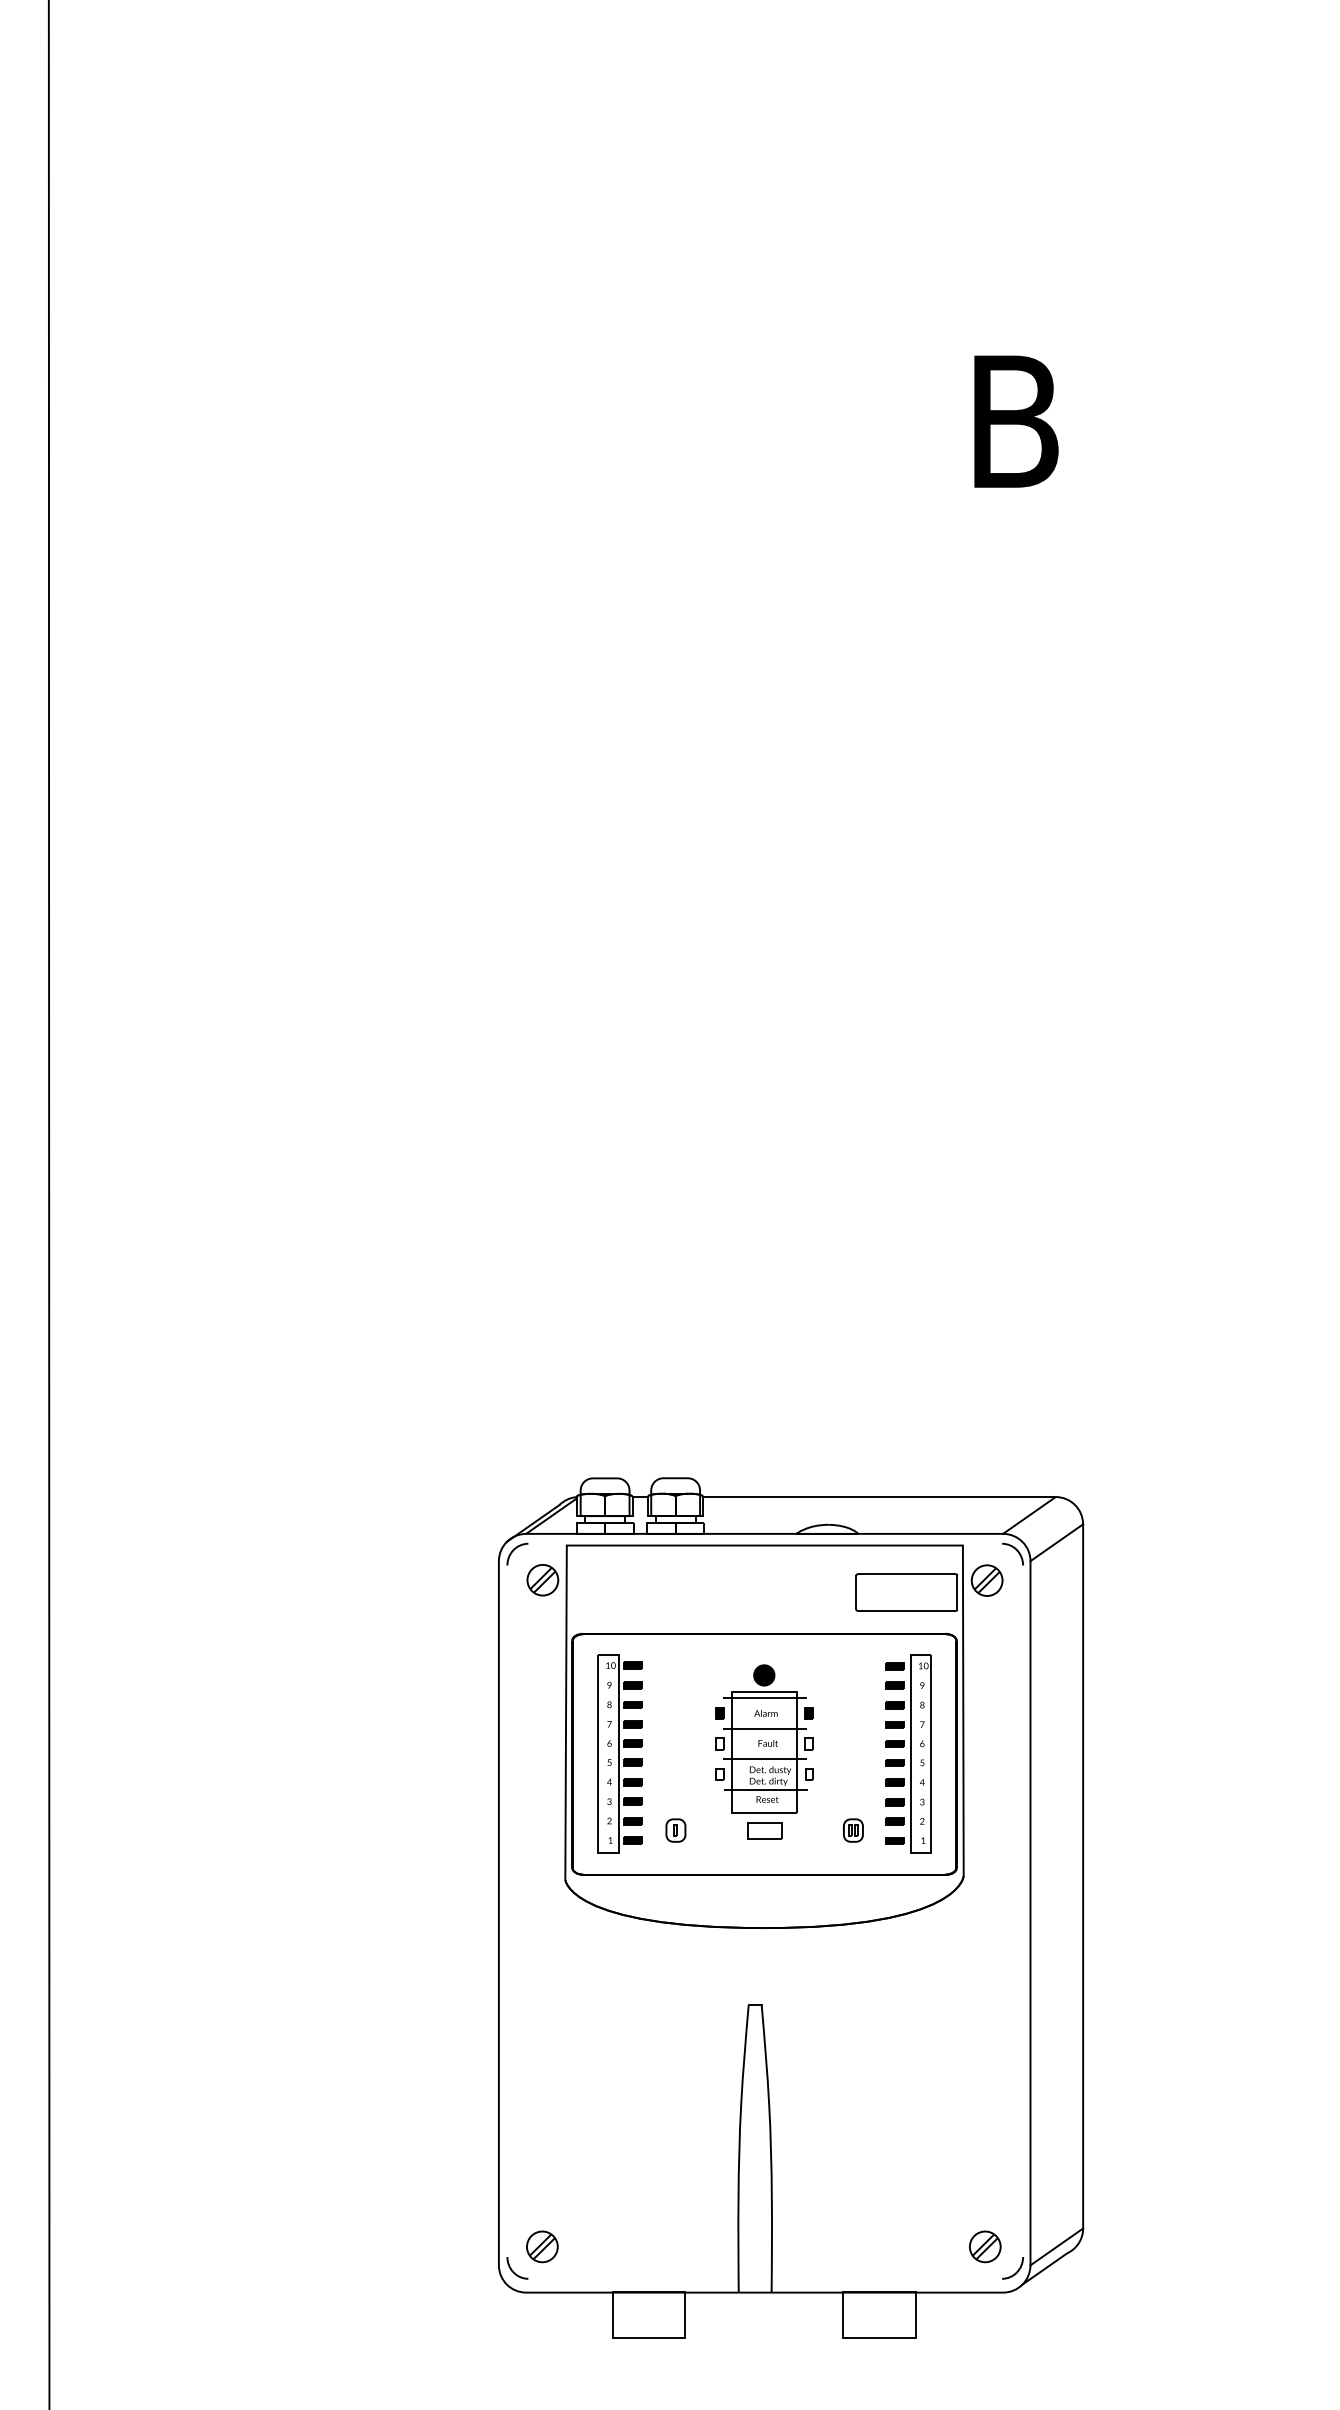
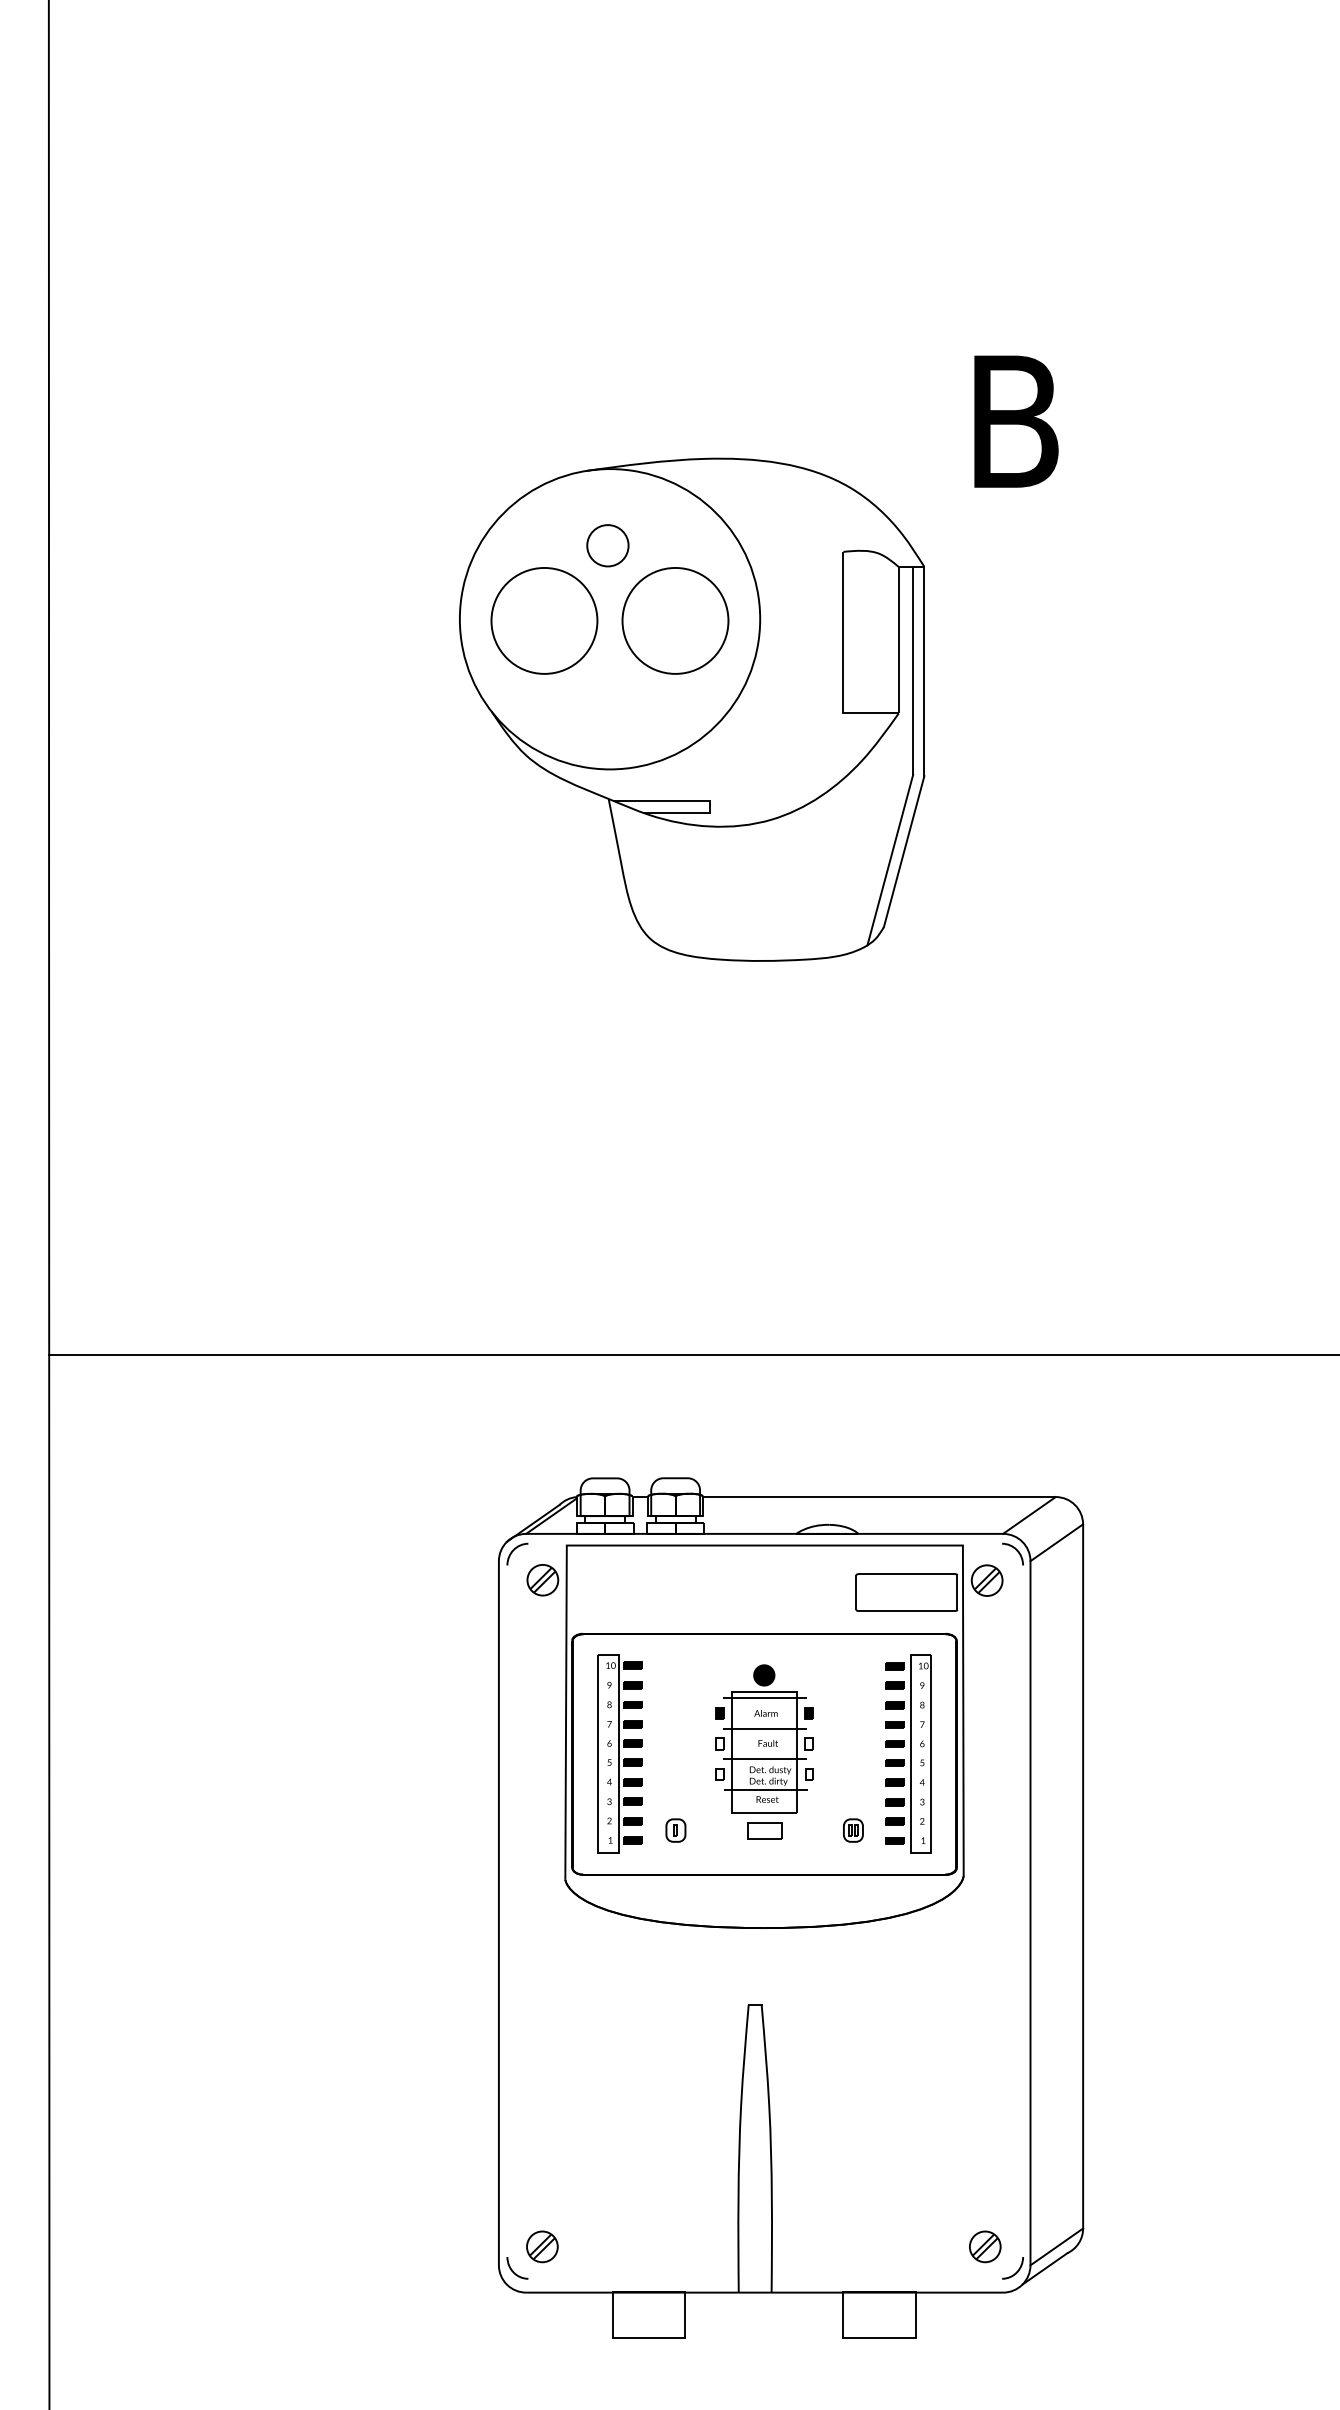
part: none -> present (692, 709)
line: none -> present (692, 1355)
